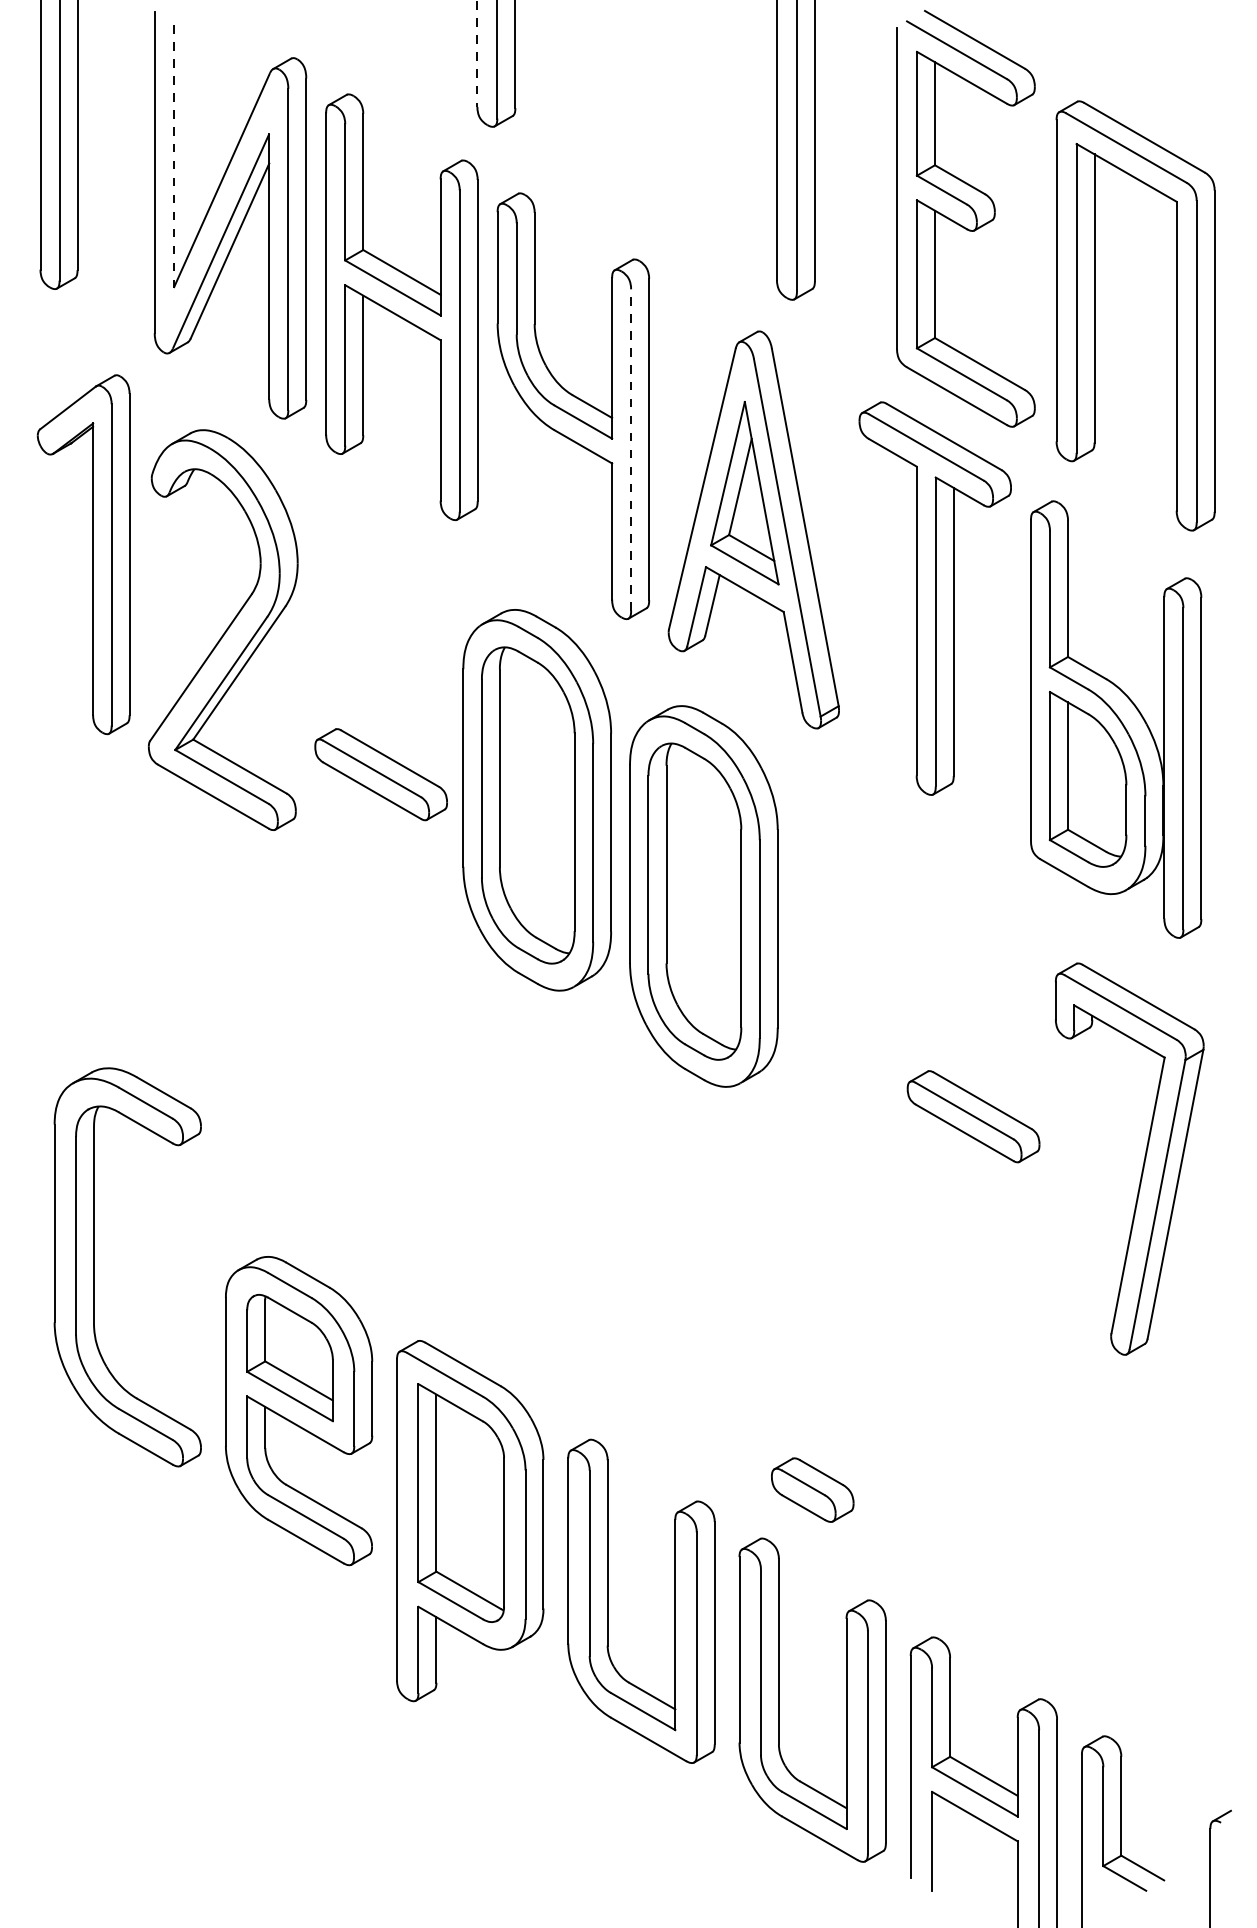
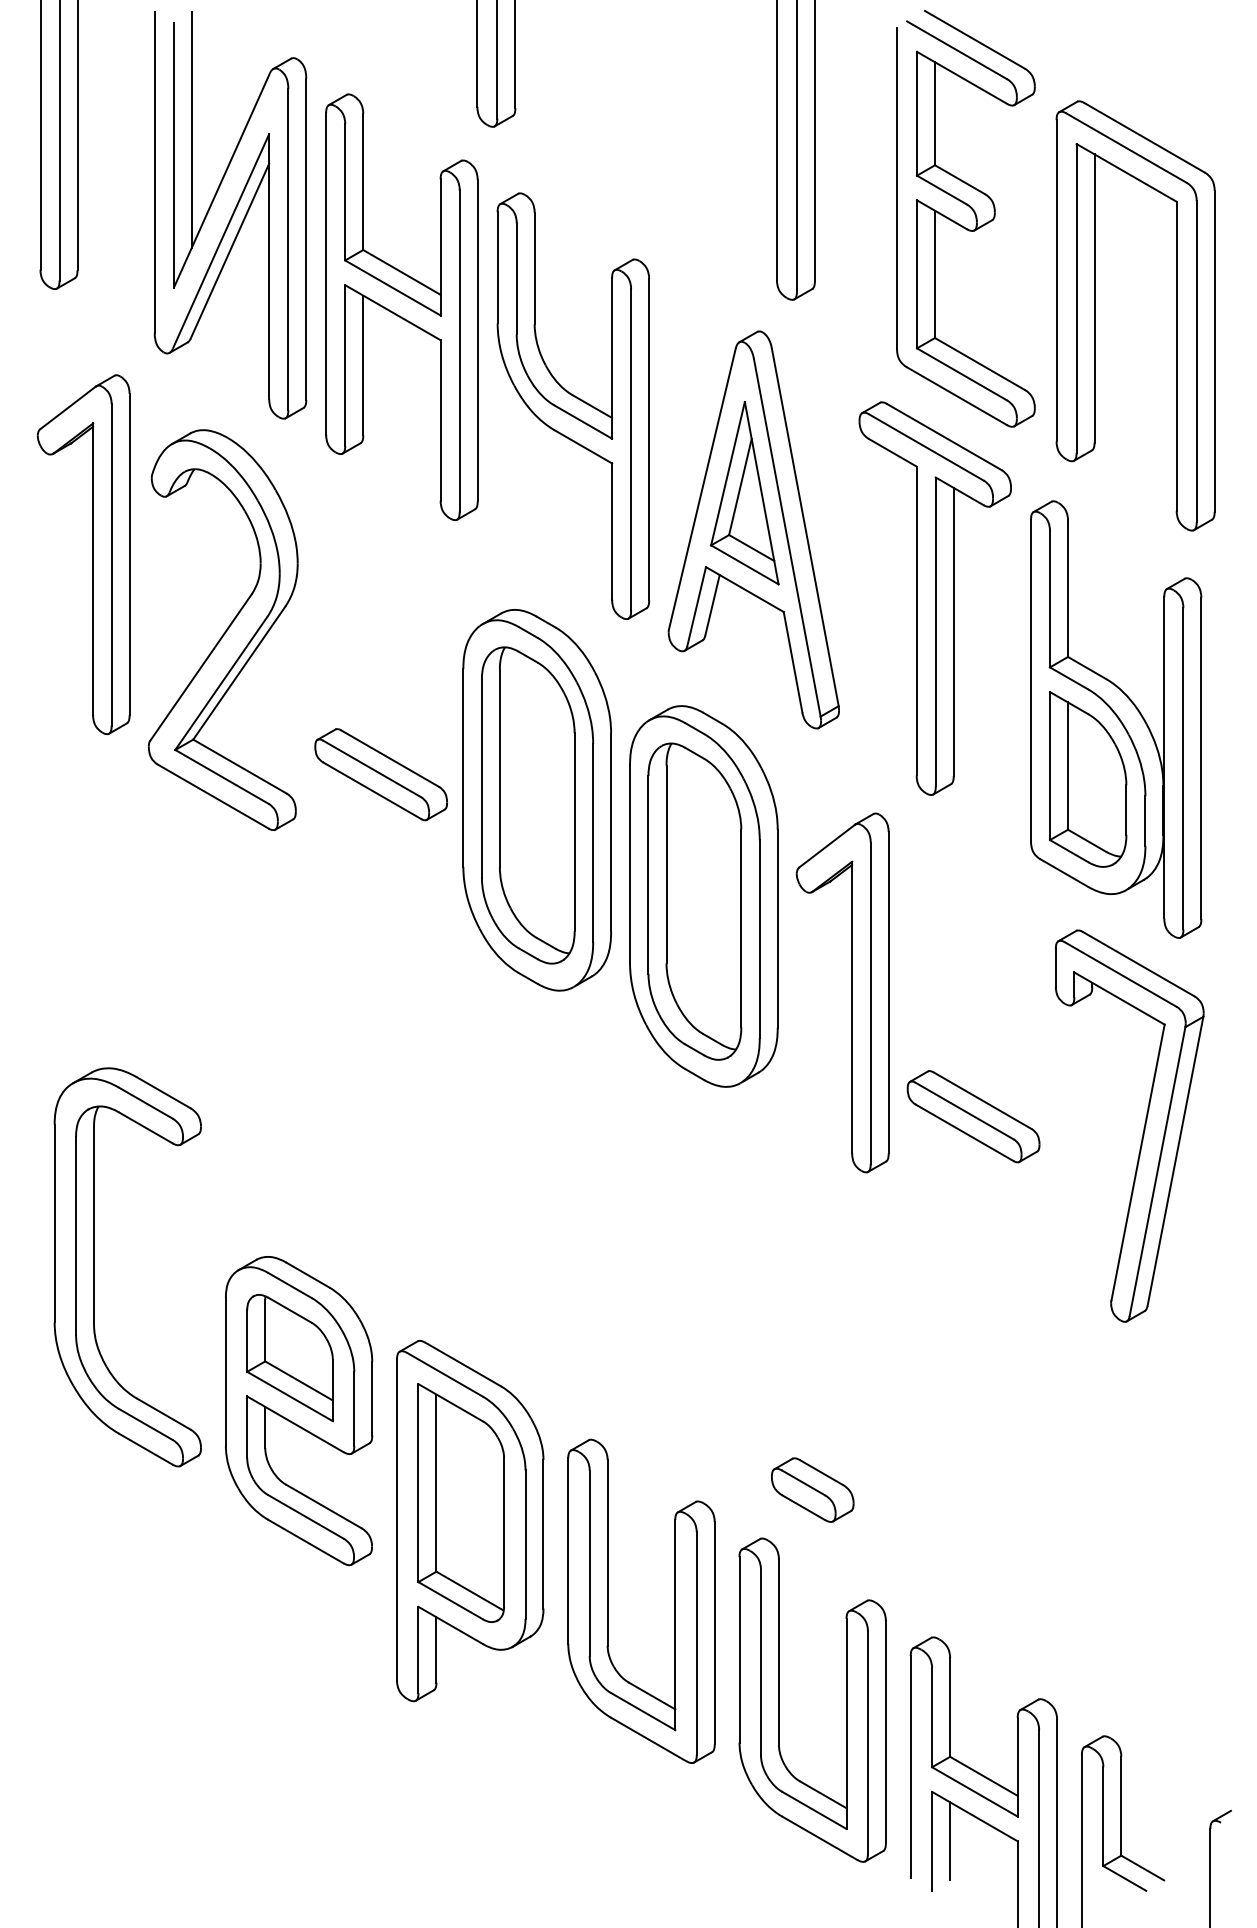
line: dashed -> solid (477, 53)
line: none -> present (191, 129)
line: dashed -> solid (173, 155)
line: dashed -> solid (631, 450)
part: none -> present (851, 992)
part position: (1143, 1160) -> (1143, 1127) (1143, 1127)
line: none -> present (950, 1841)
